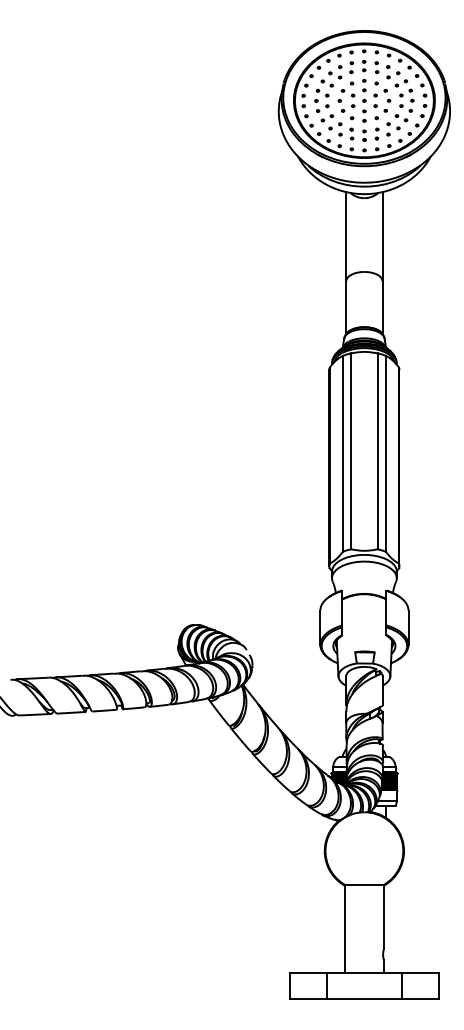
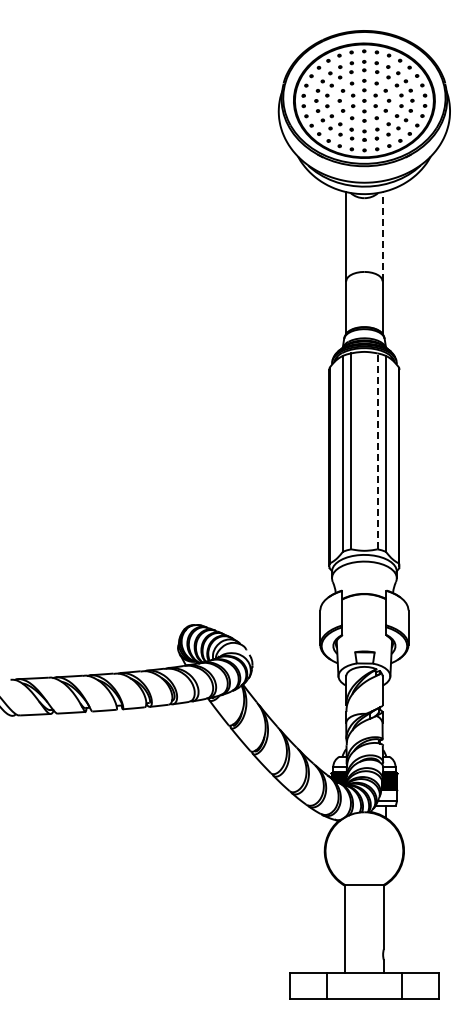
line: solid -> dashed (382, 236)
line: solid -> dashed (377, 451)
